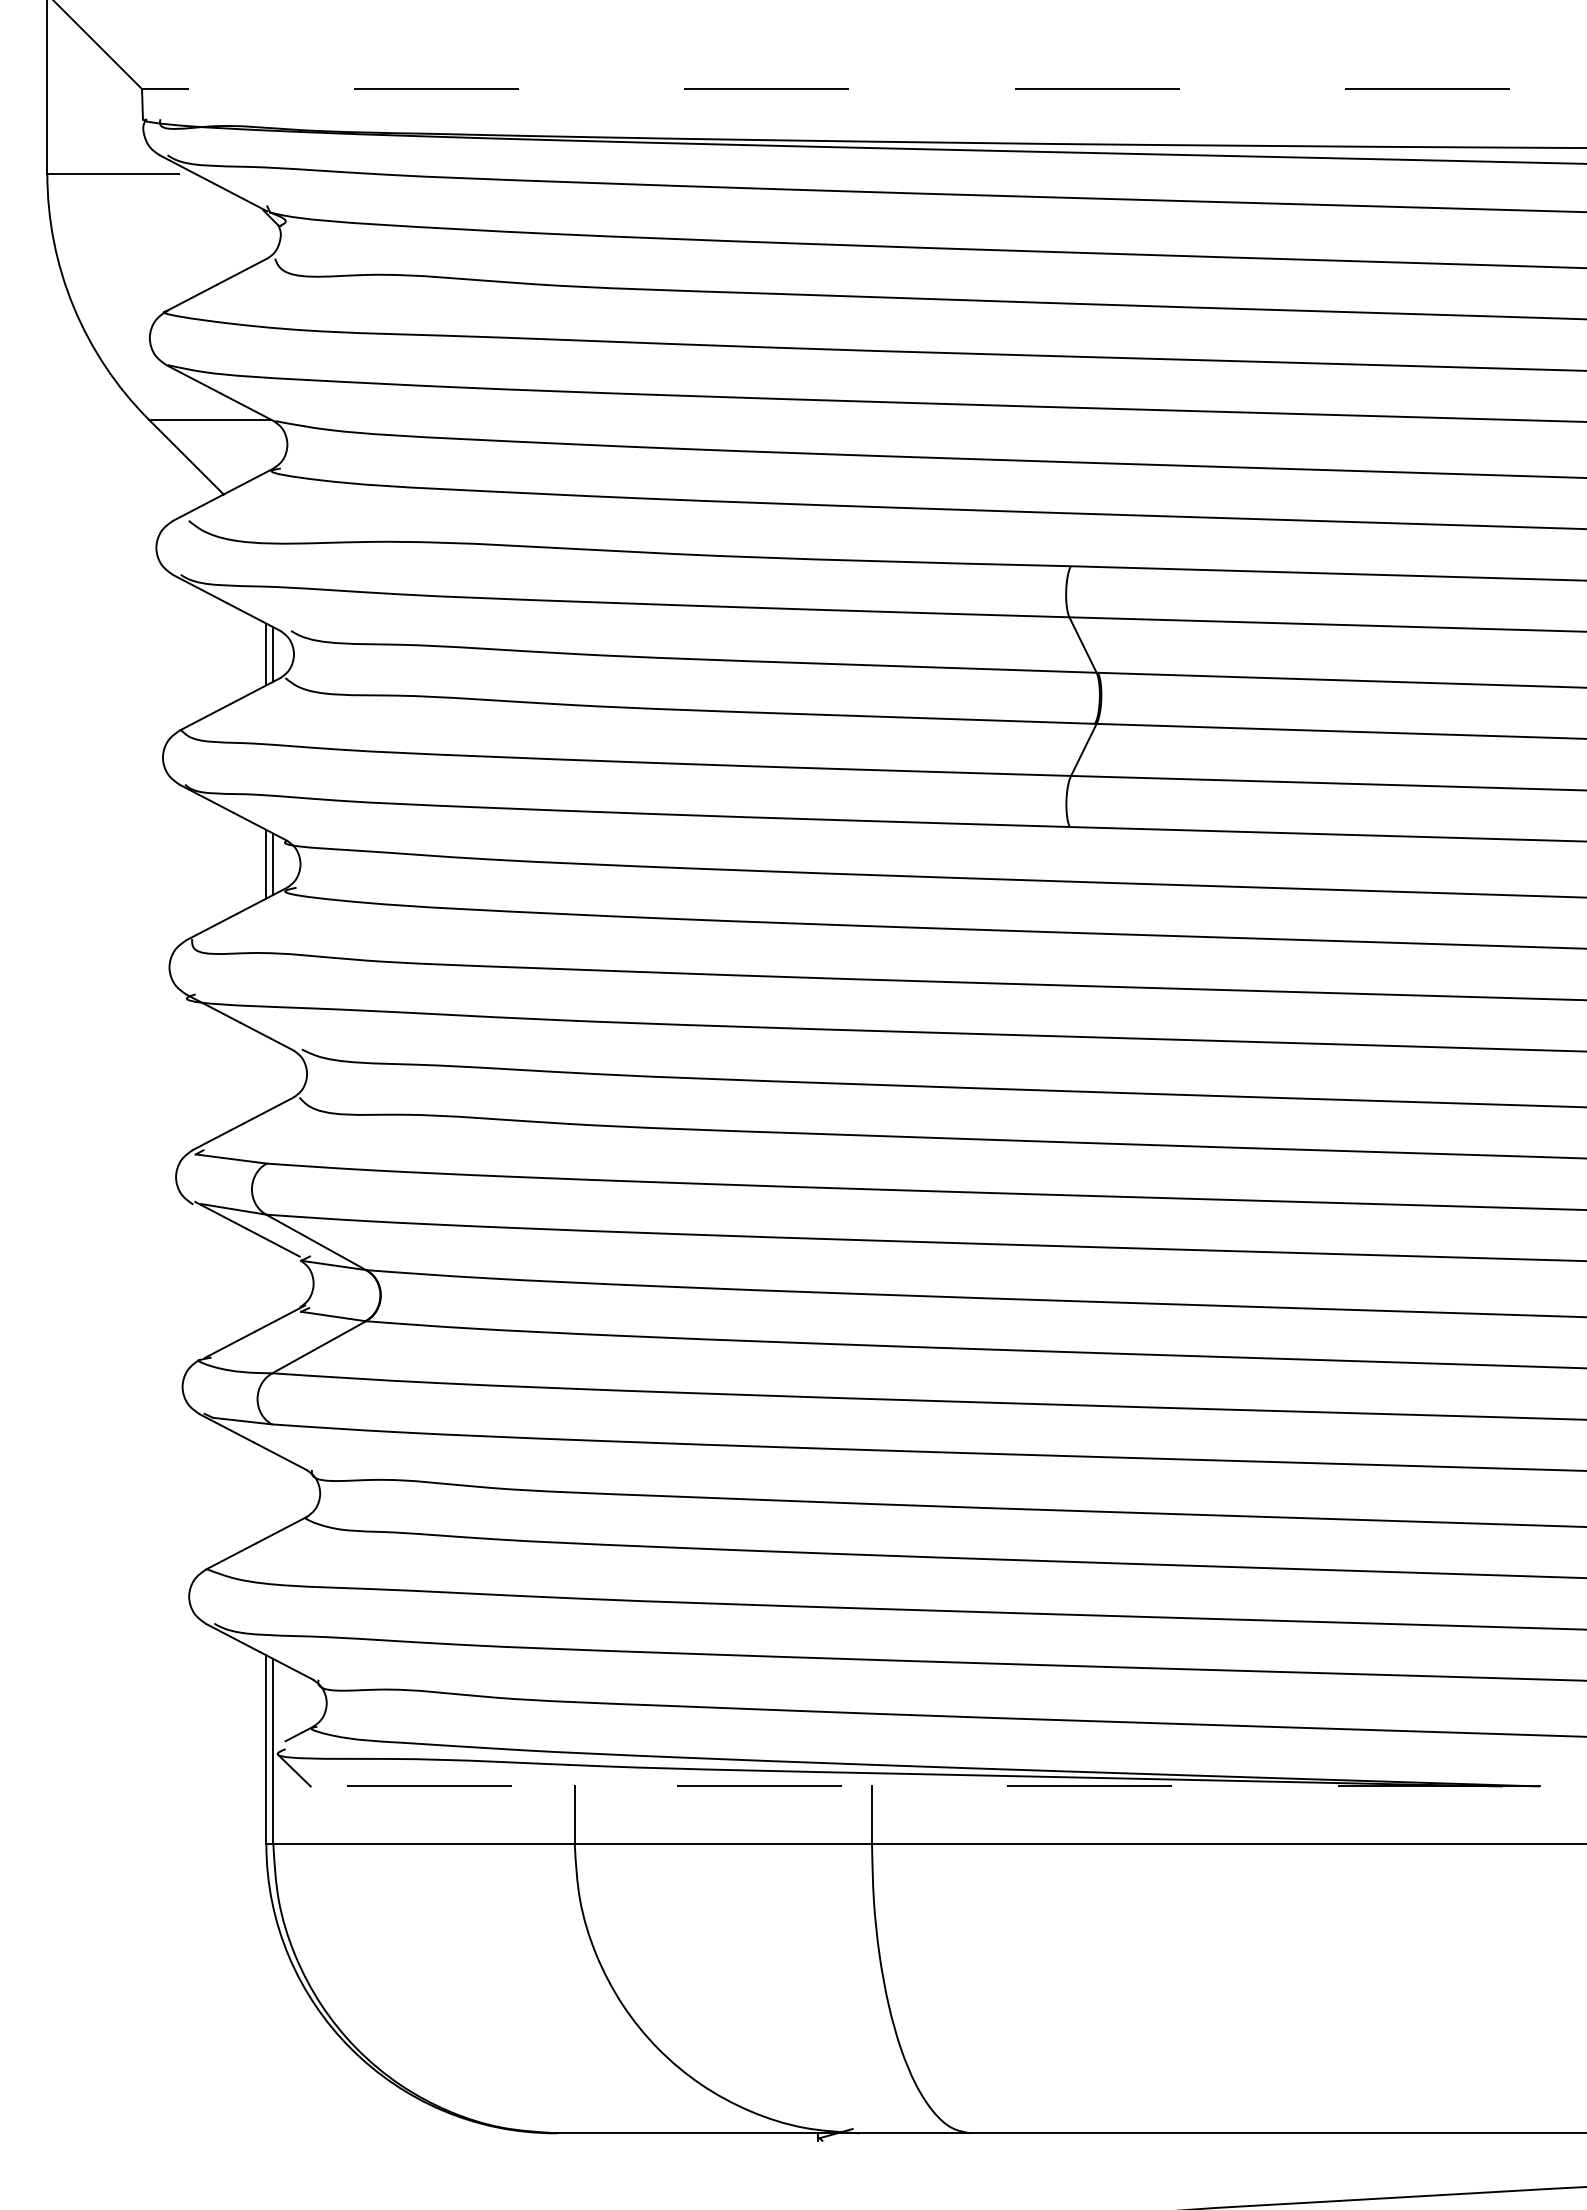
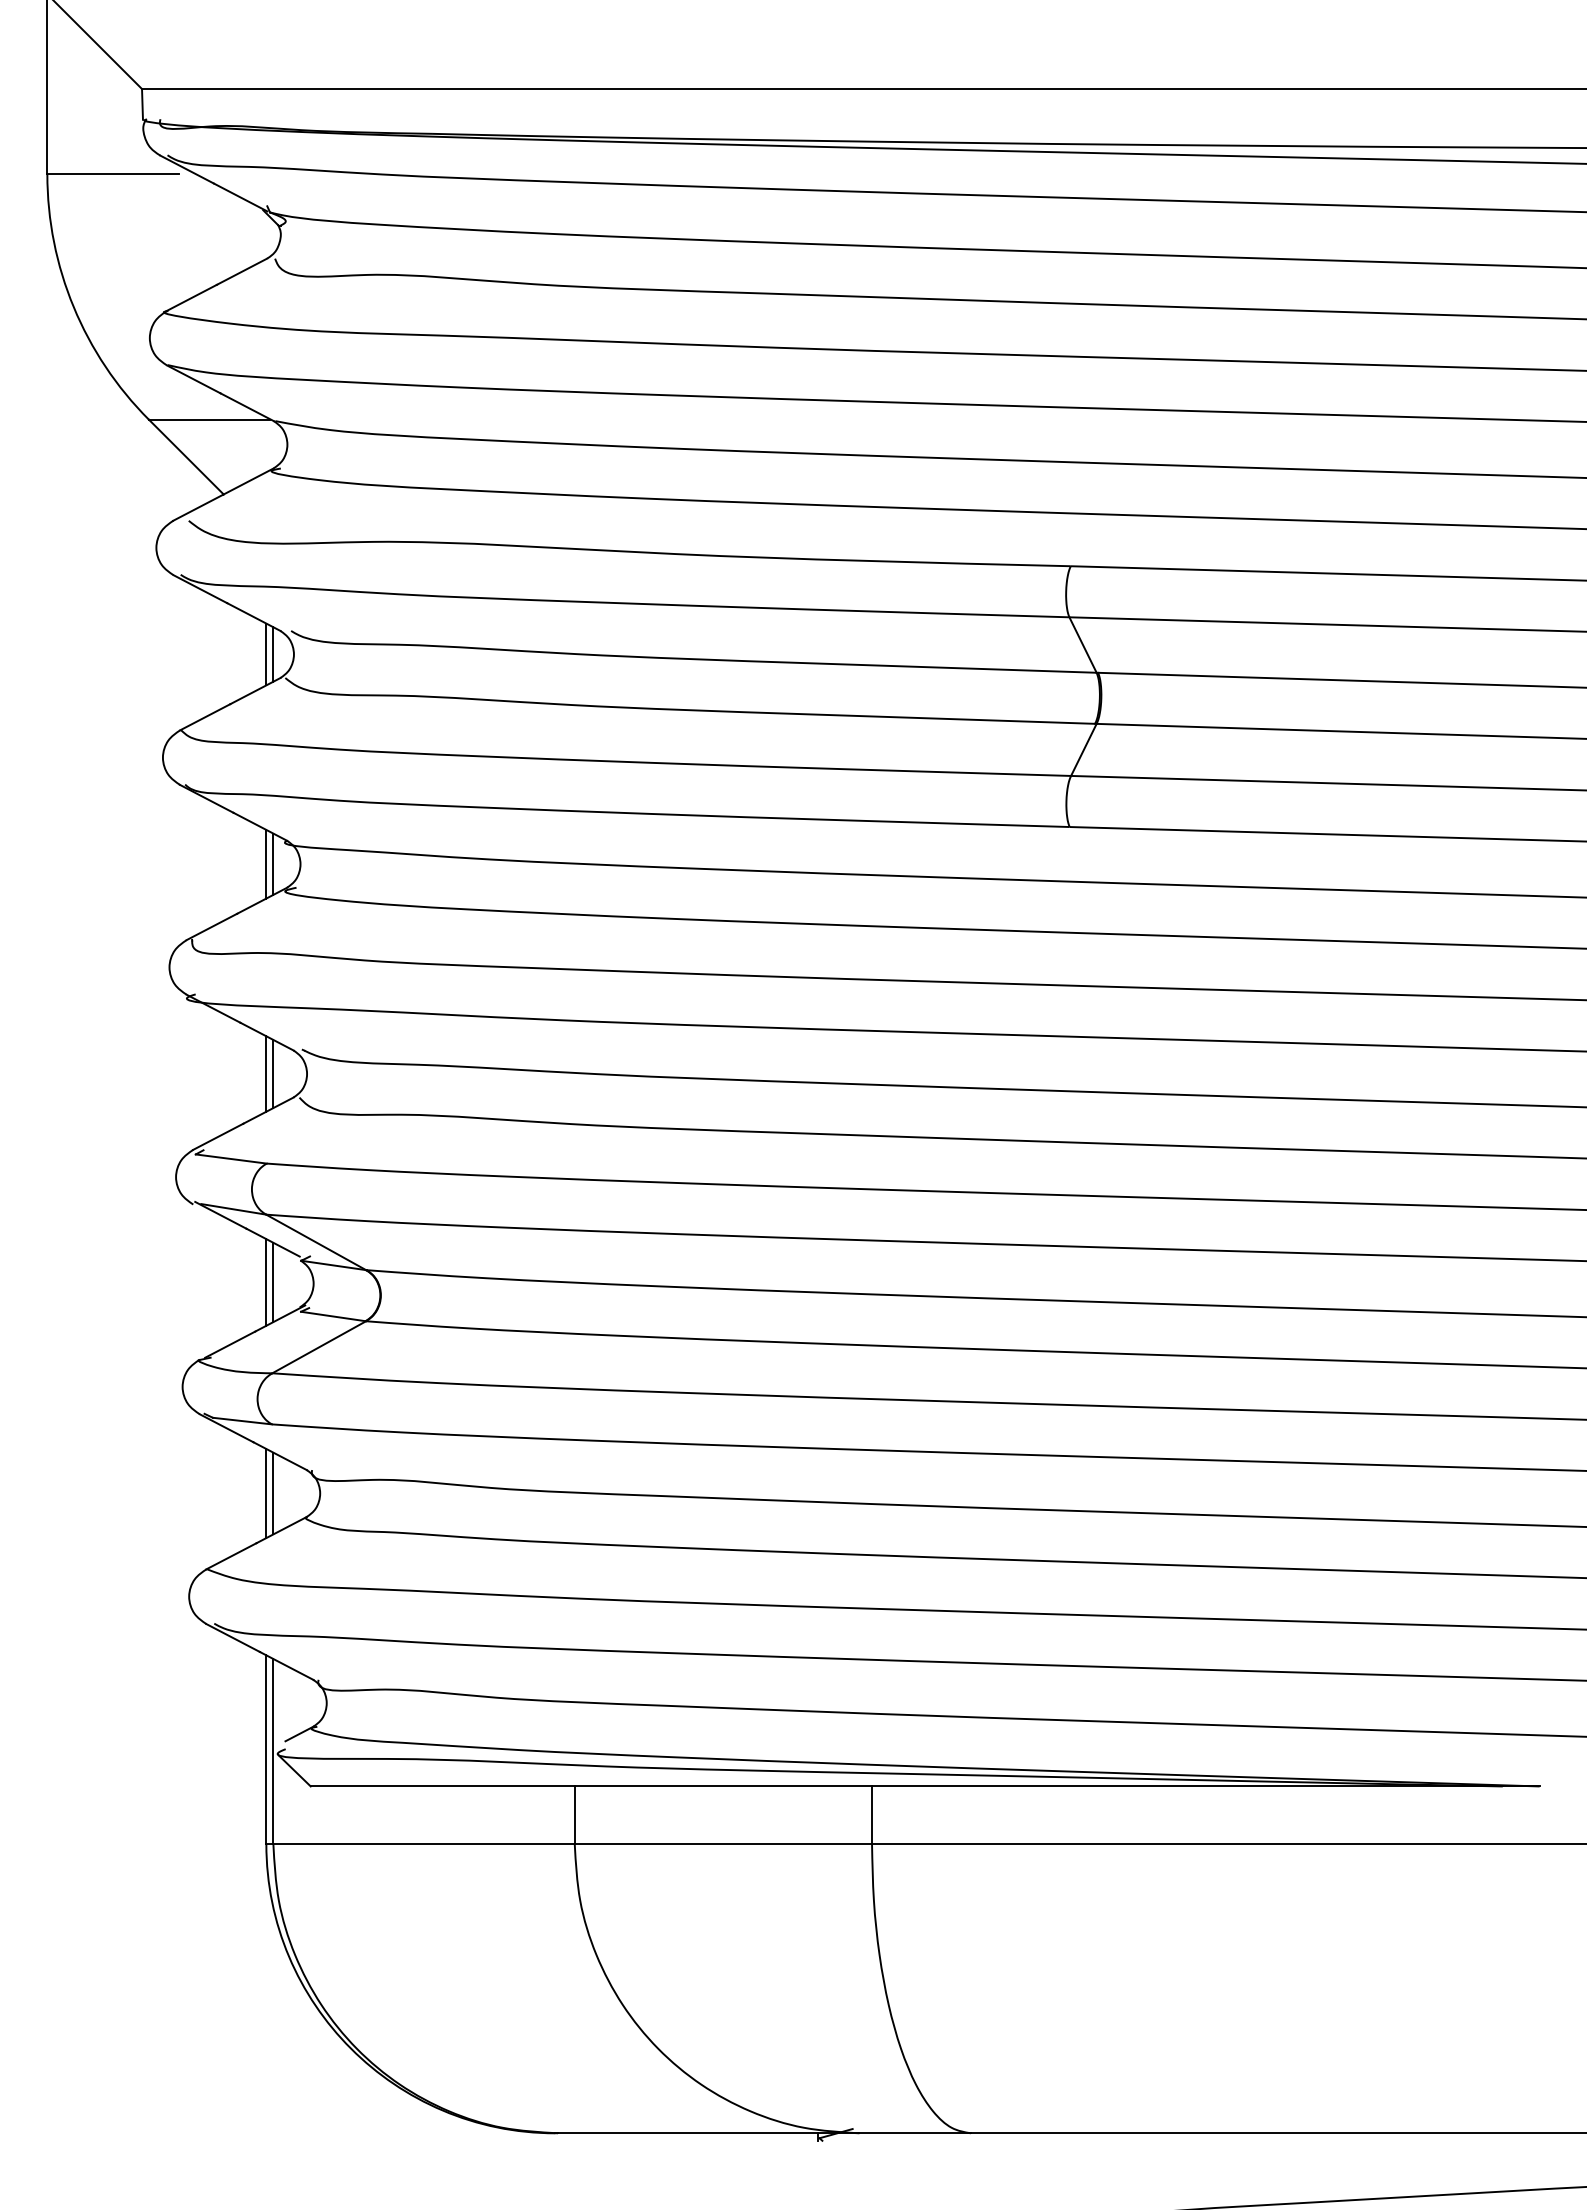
line: dashed -> solid (863, 89)
line: none -> present (266, 1073)
line: none -> present (273, 1073)
line: none -> present (266, 1282)
line: none -> present (273, 1282)
line: none -> present (266, 1493)
line: none -> present (273, 1493)
line: dashed -> solid (906, 1786)
